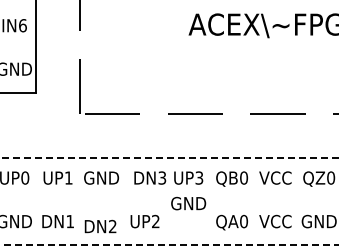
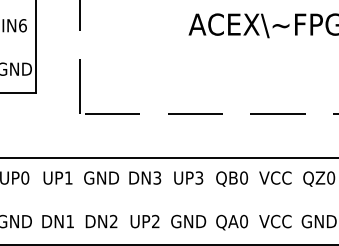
line: dashed -> solid (169, 157)
text position: (150, 177) -> (145, 177) (145, 177)
text position: (188, 203) -> (188, 221) (188, 221)
text position: (100, 226) -> (101, 221) (101, 221)
line: dashed -> solid (169, 245)
